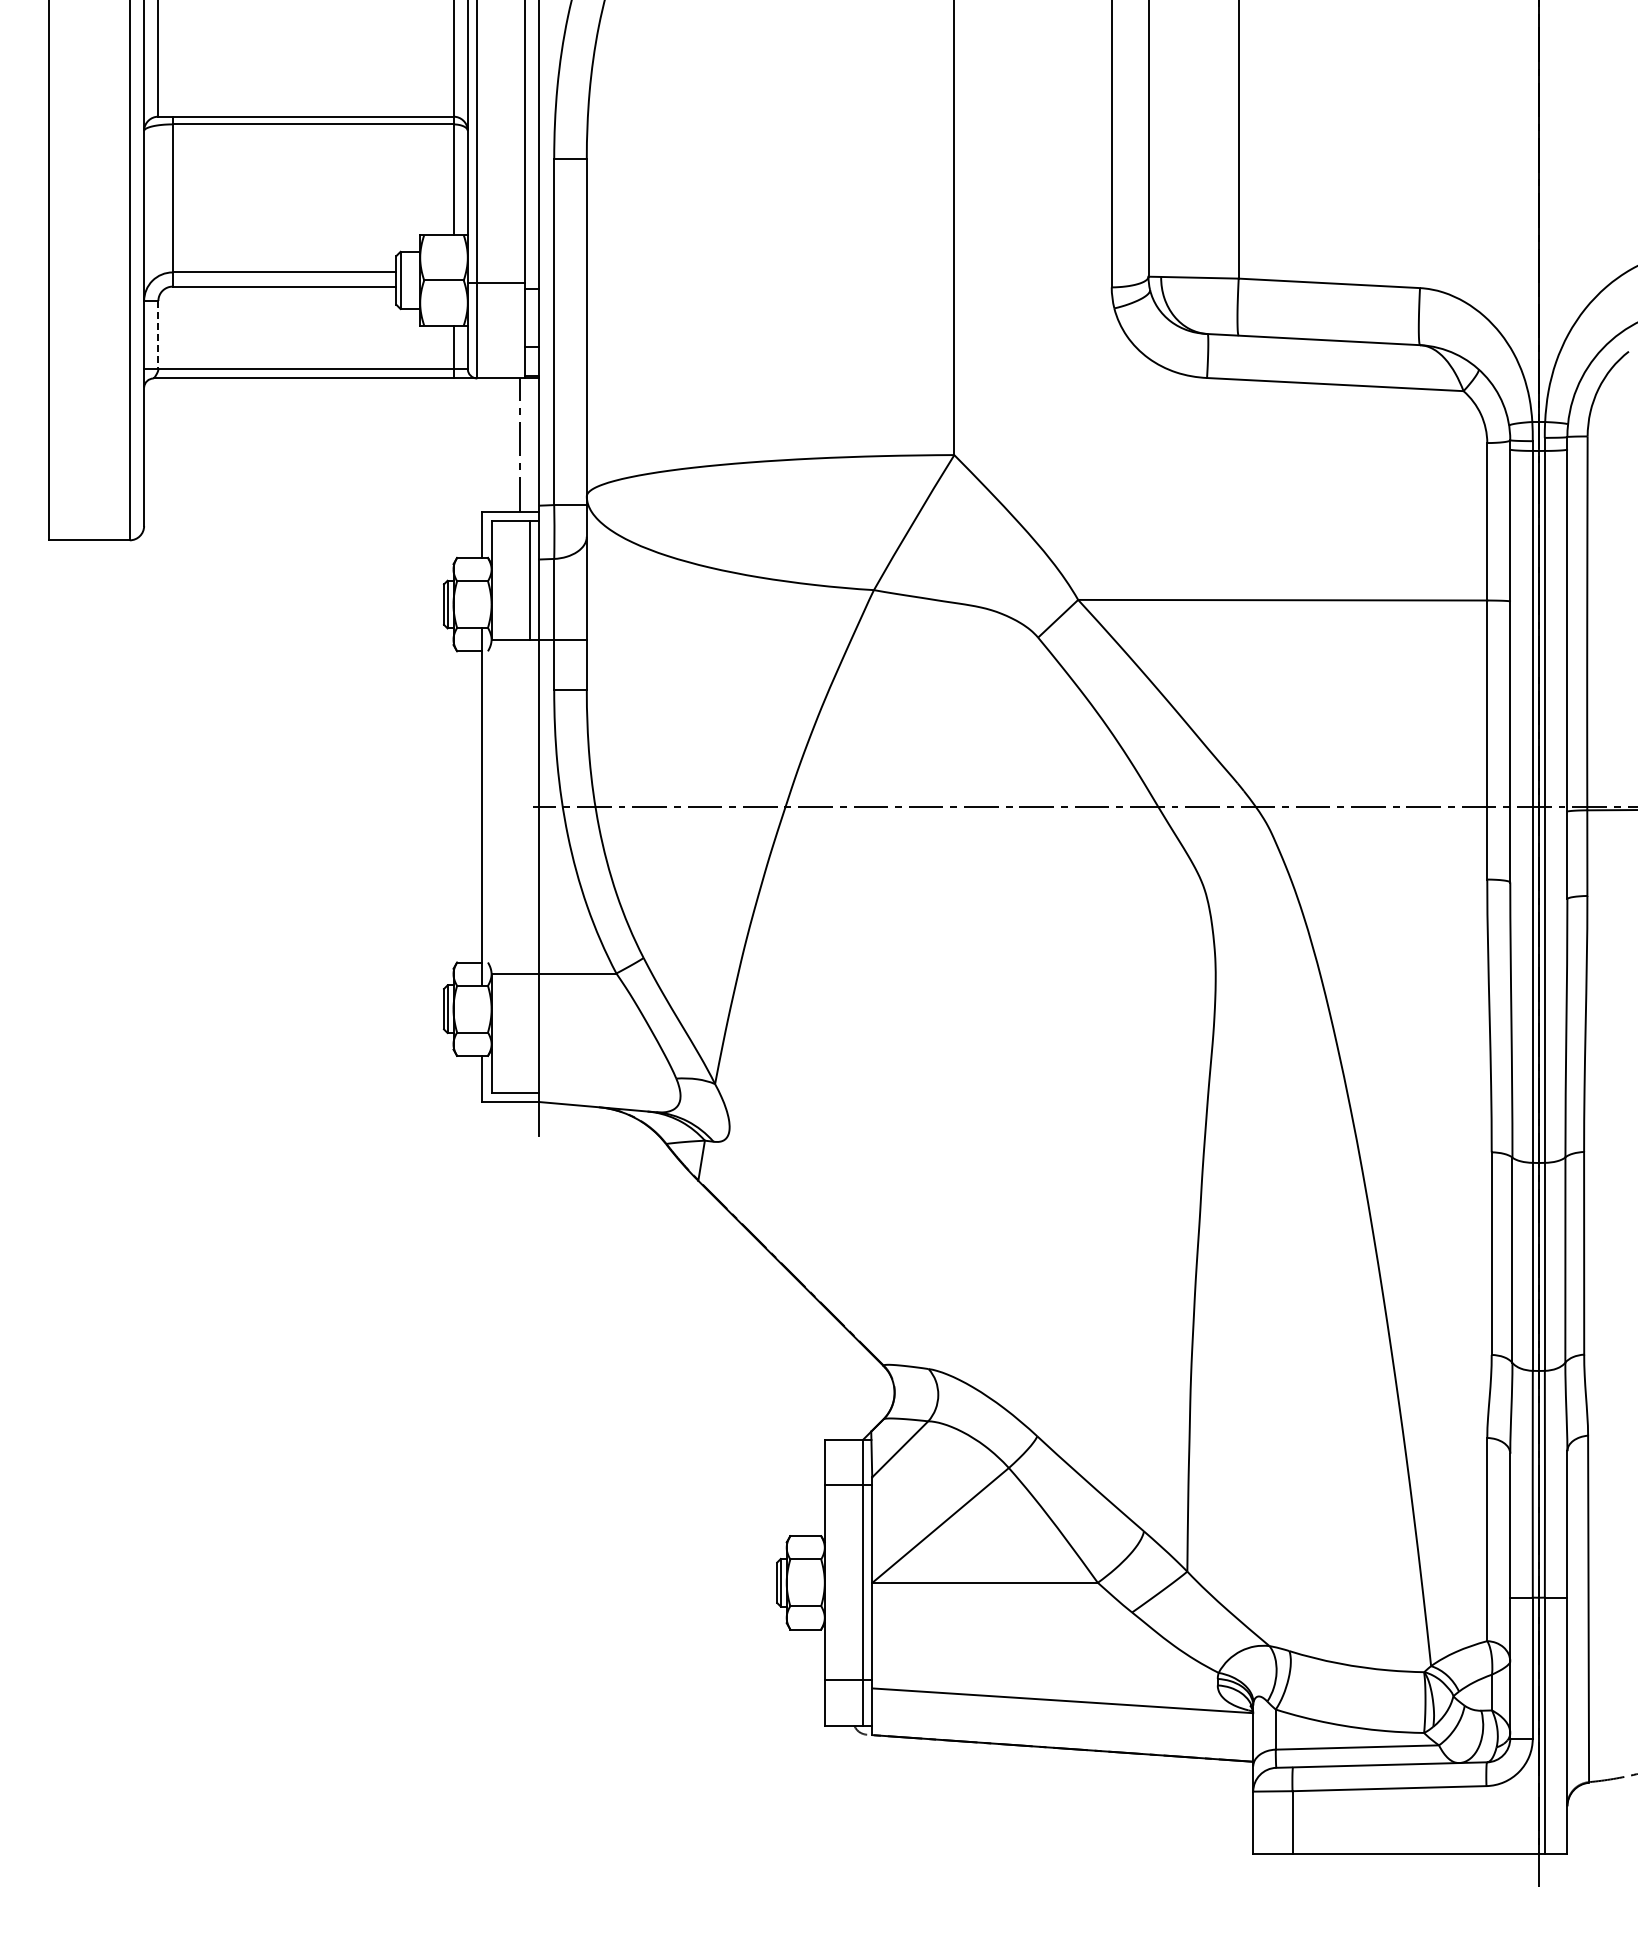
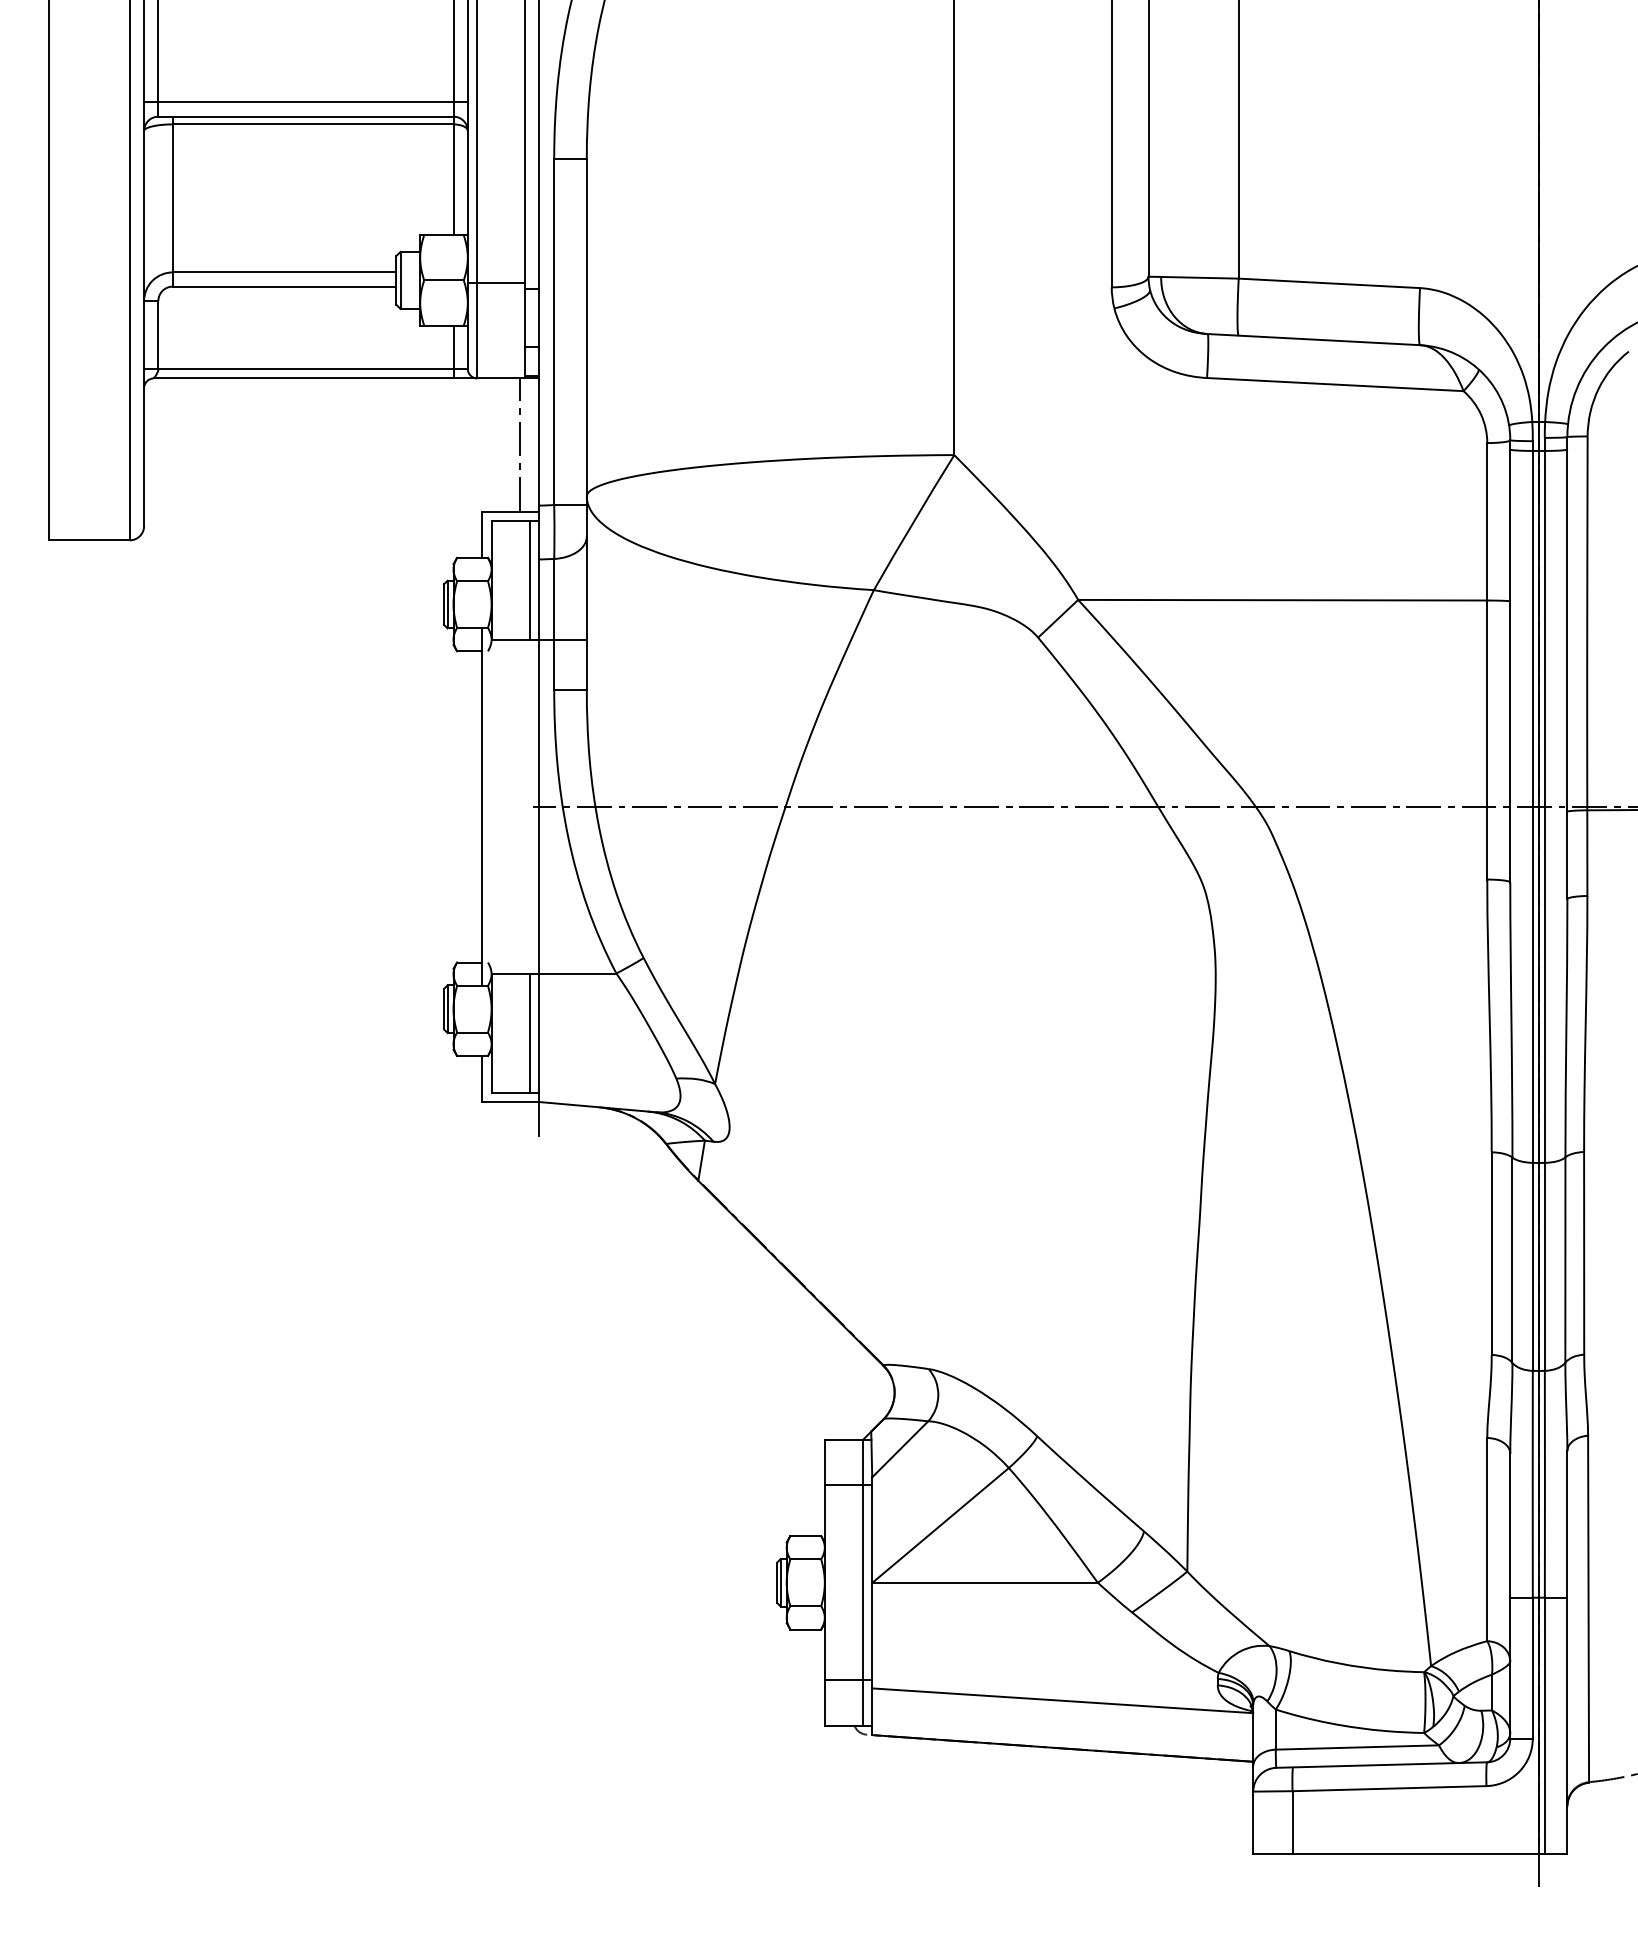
line: none -> present (305, 102)
line: dashed -> solid (158, 334)
line: none -> present (529, 1032)
